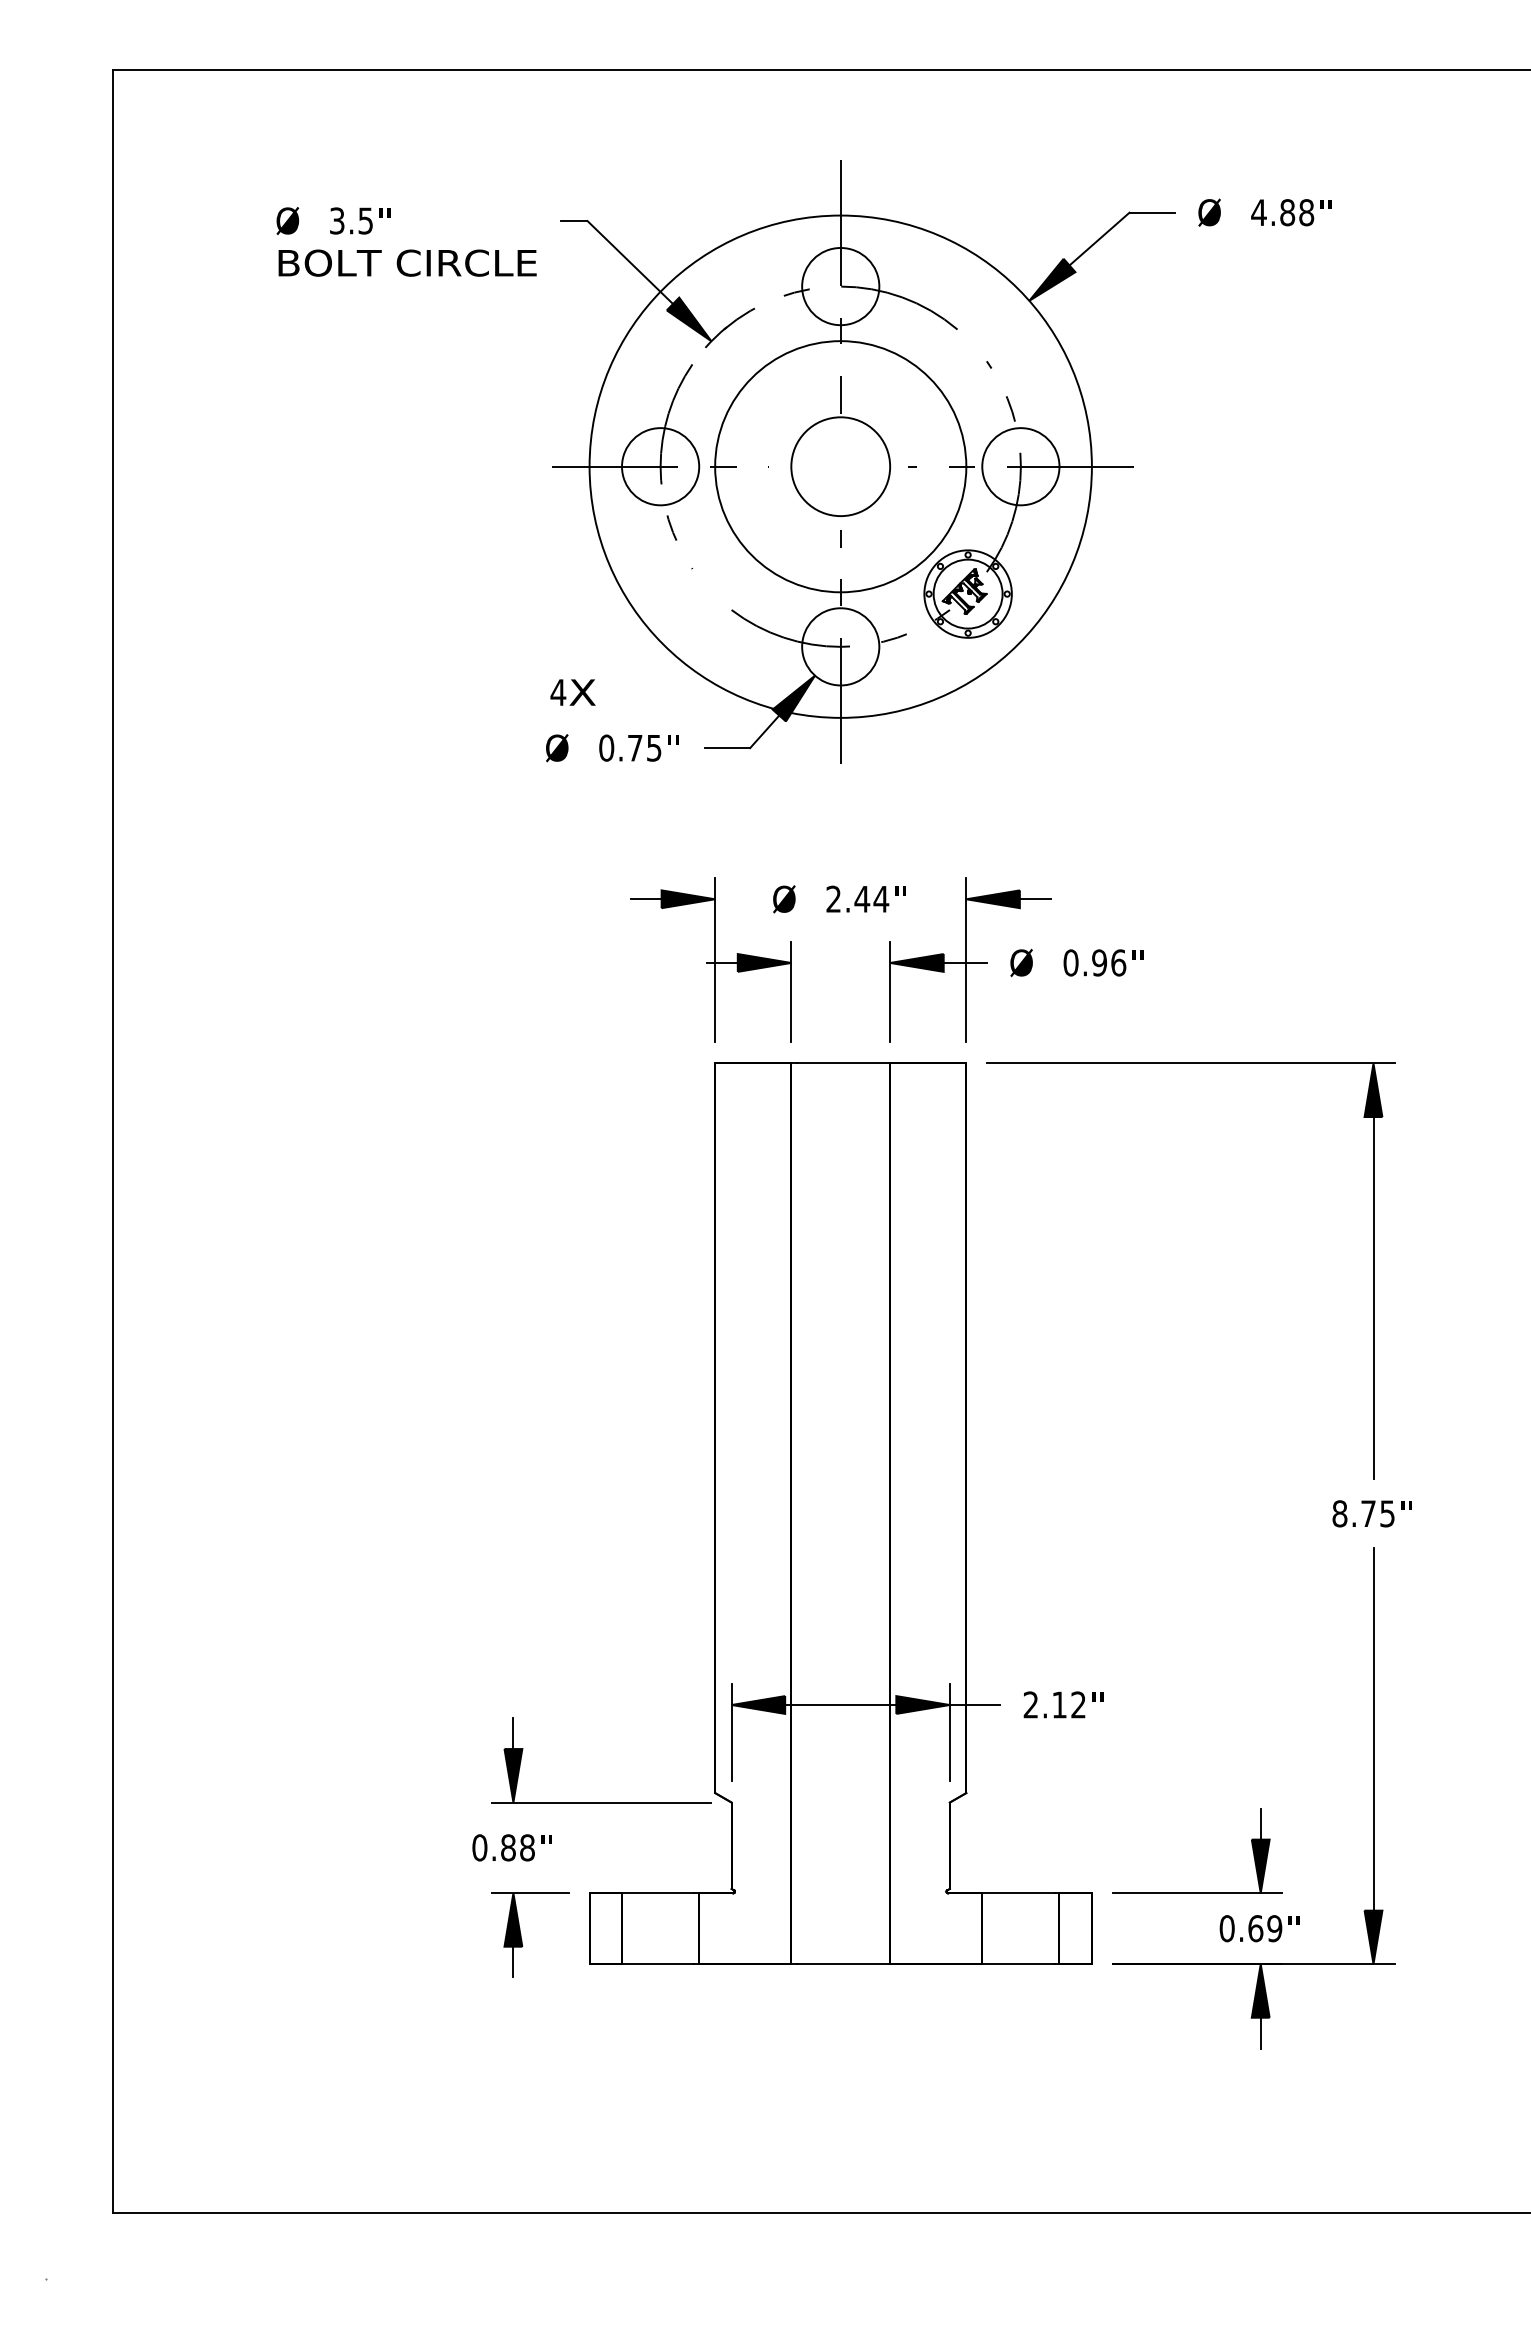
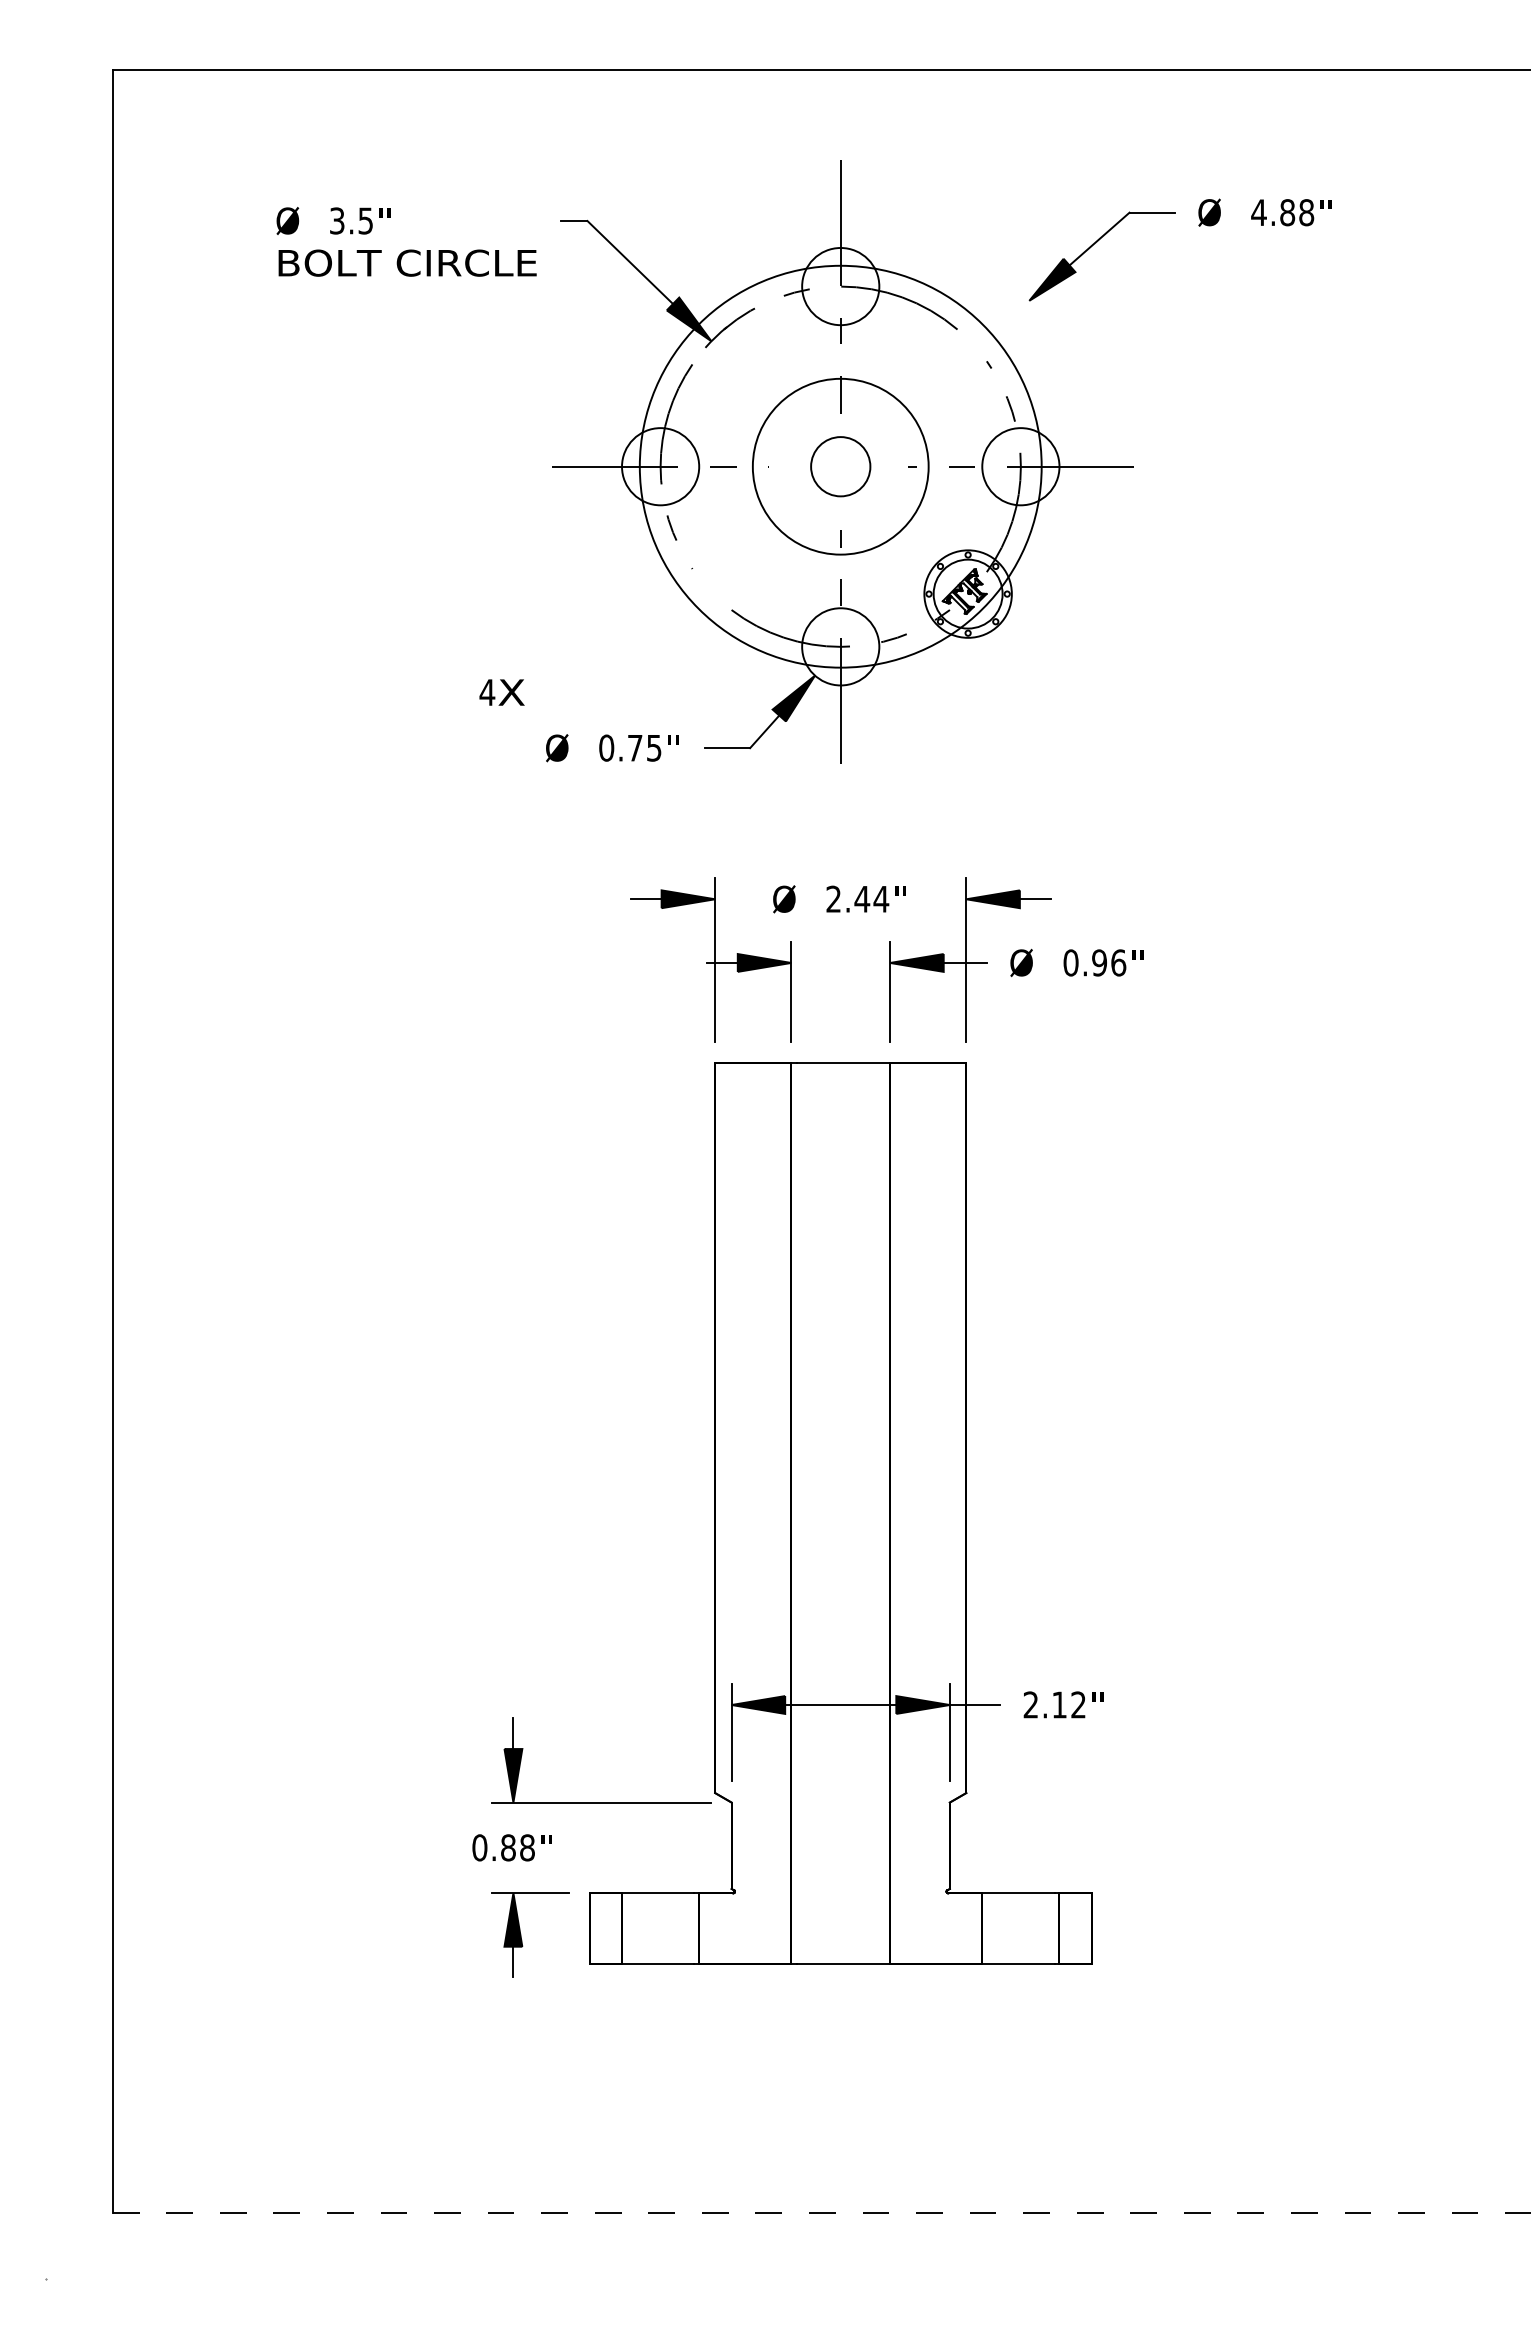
circle diameter: 251 px -> 176 px (840, 466)
circle diameter: 502 px -> 402 px (840, 466)
circle diameter: 99 px -> 59 px (840, 466)
text position: (572, 692) -> (501, 692) (501, 692)
part: present -> none (1332, 1521)
line: solid -> dashed (821, 2212)
